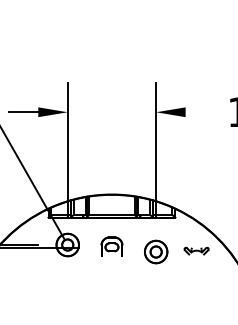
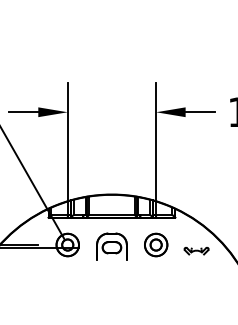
line: none -> present (200, 112)
part size: 24x21 px -> 32x29 px (111, 246)
part position: (156, 251) -> (156, 244) (156, 244)
